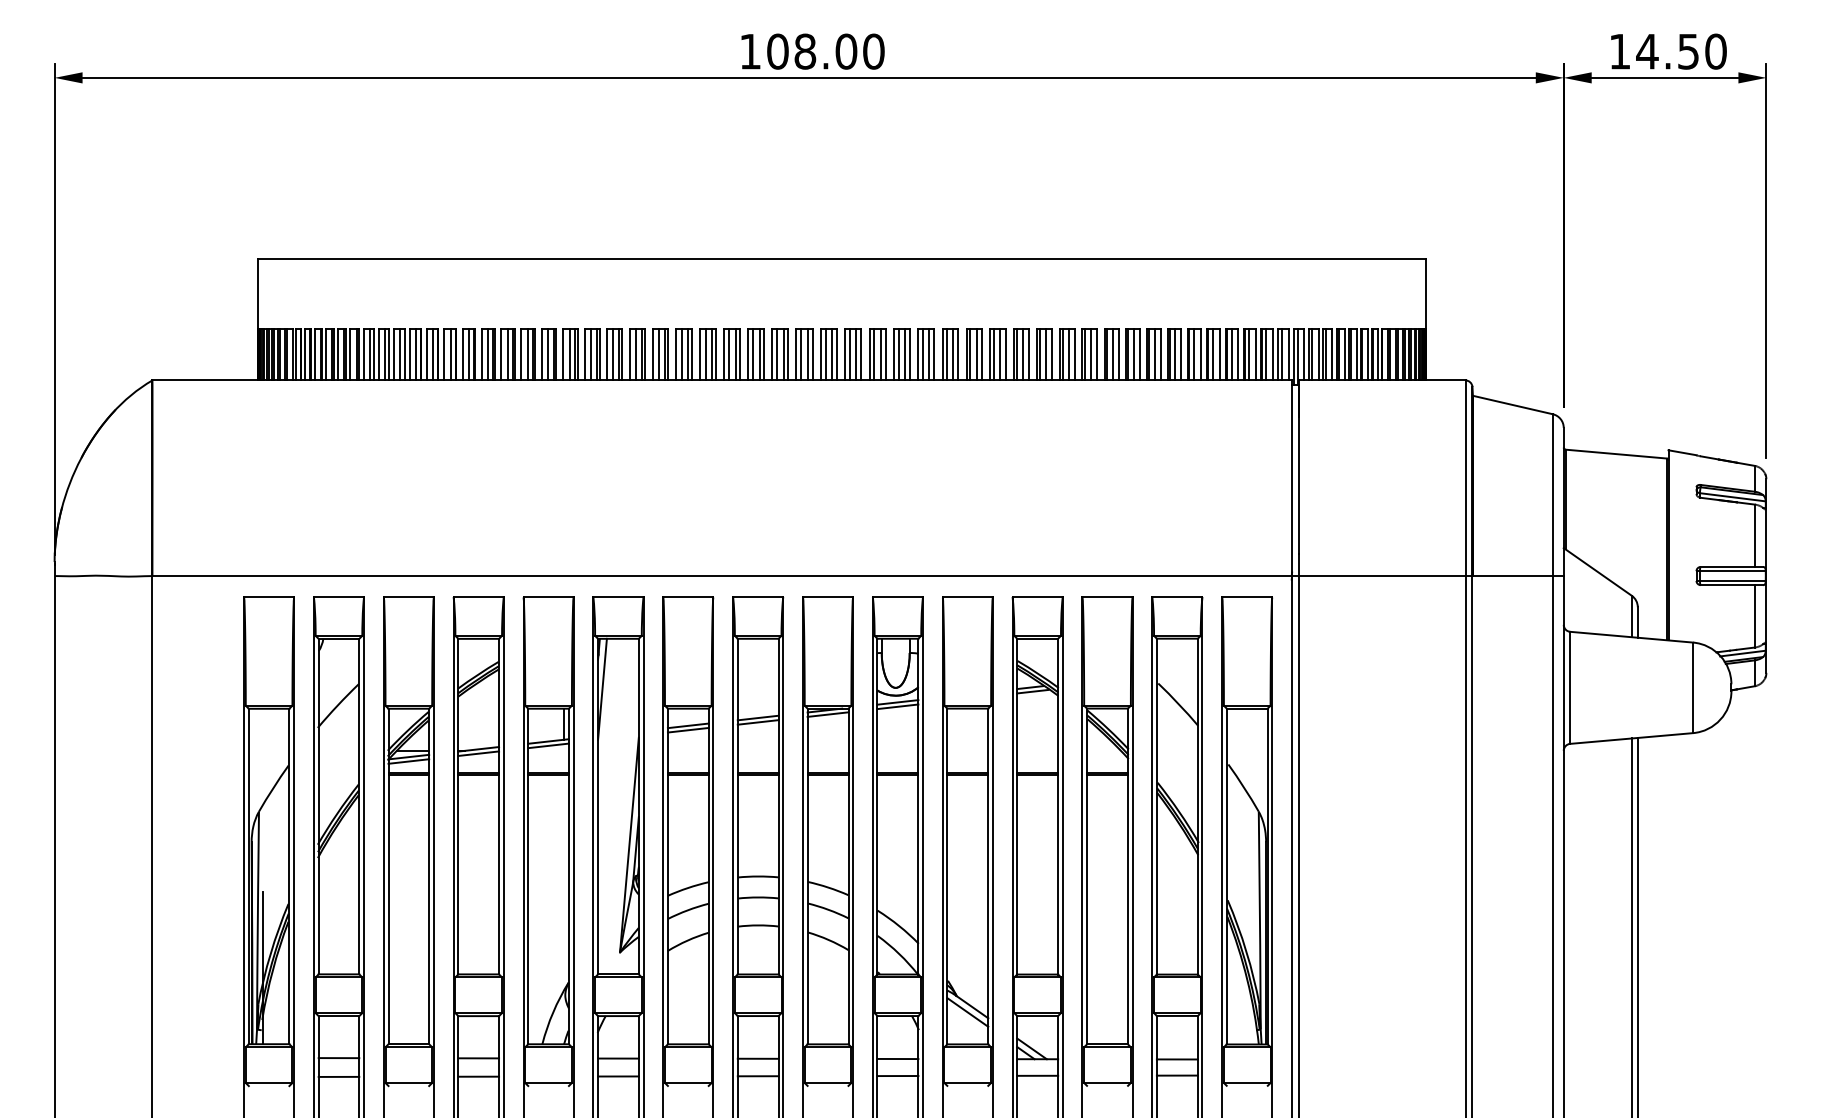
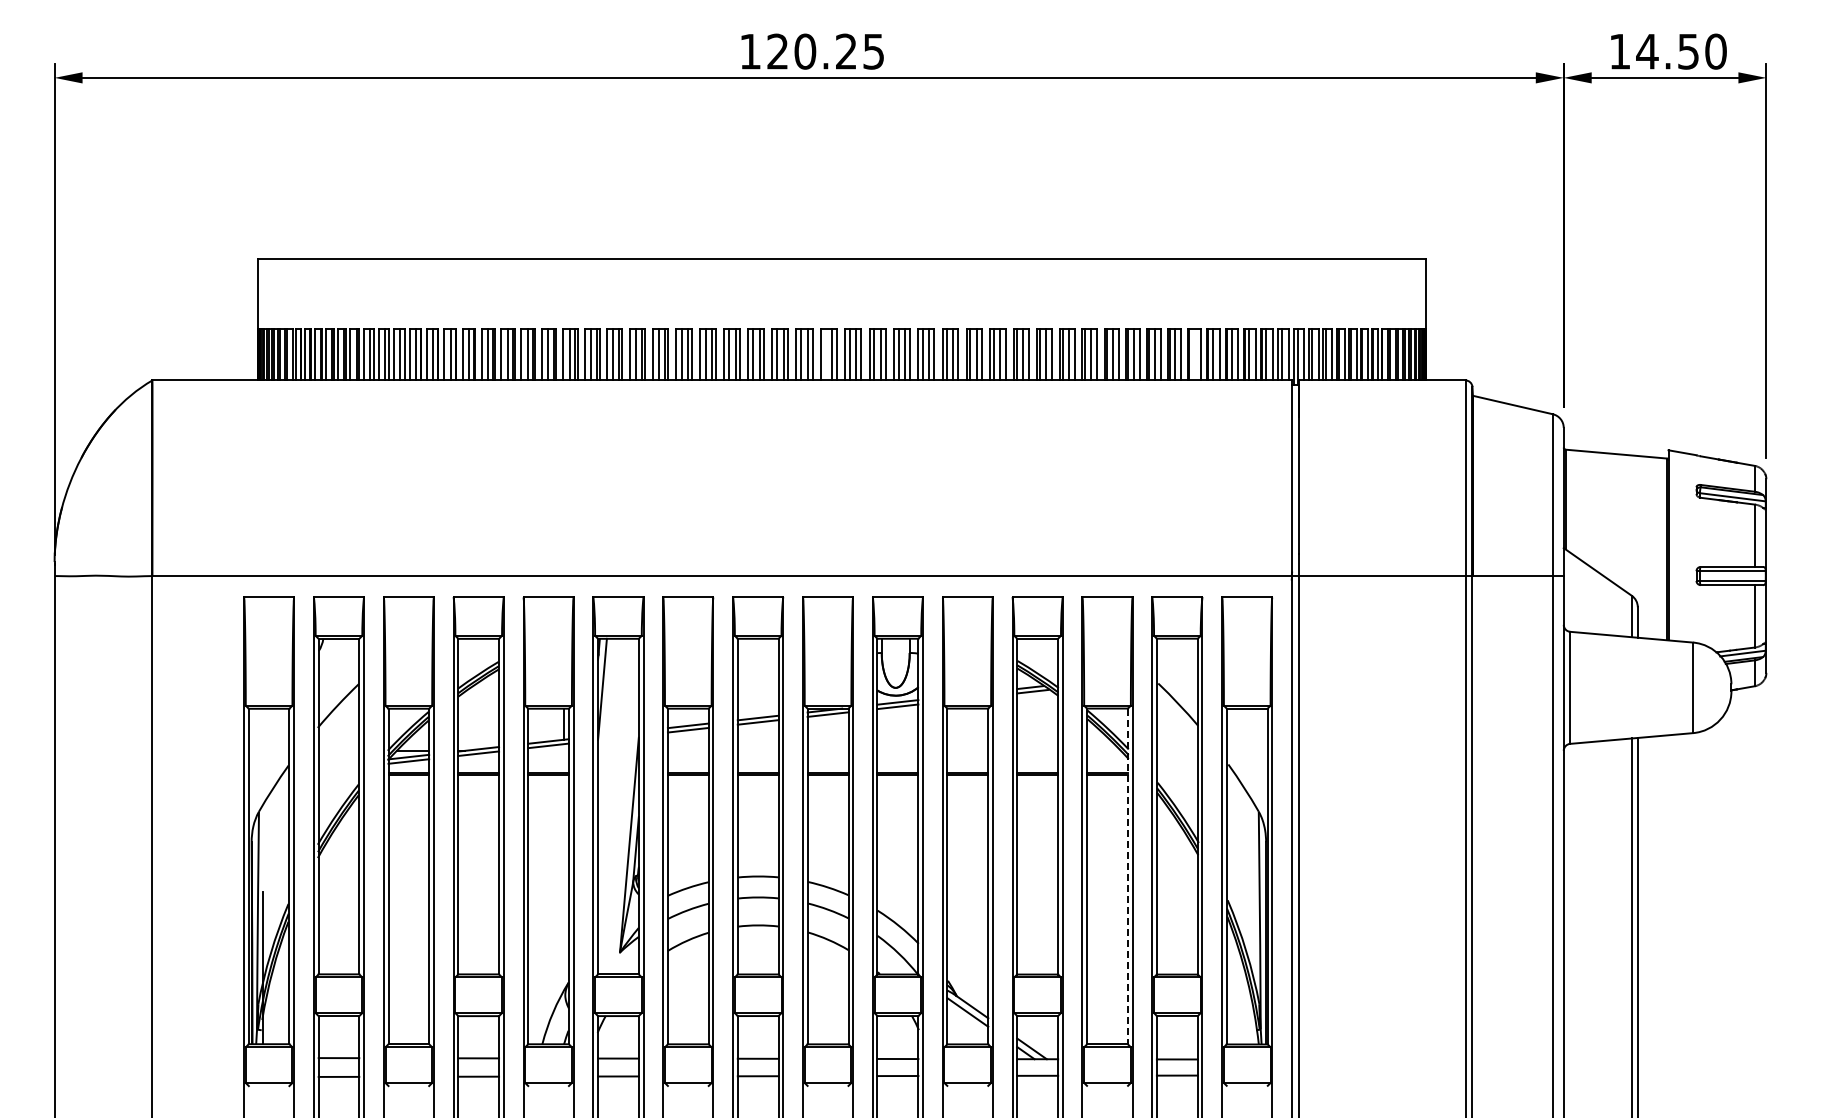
text: 108.00 -> 120.25 (825, 51)
line: present -> none (825, 354)
line: present -> none (1194, 354)
line: solid -> dashed (1128, 876)
